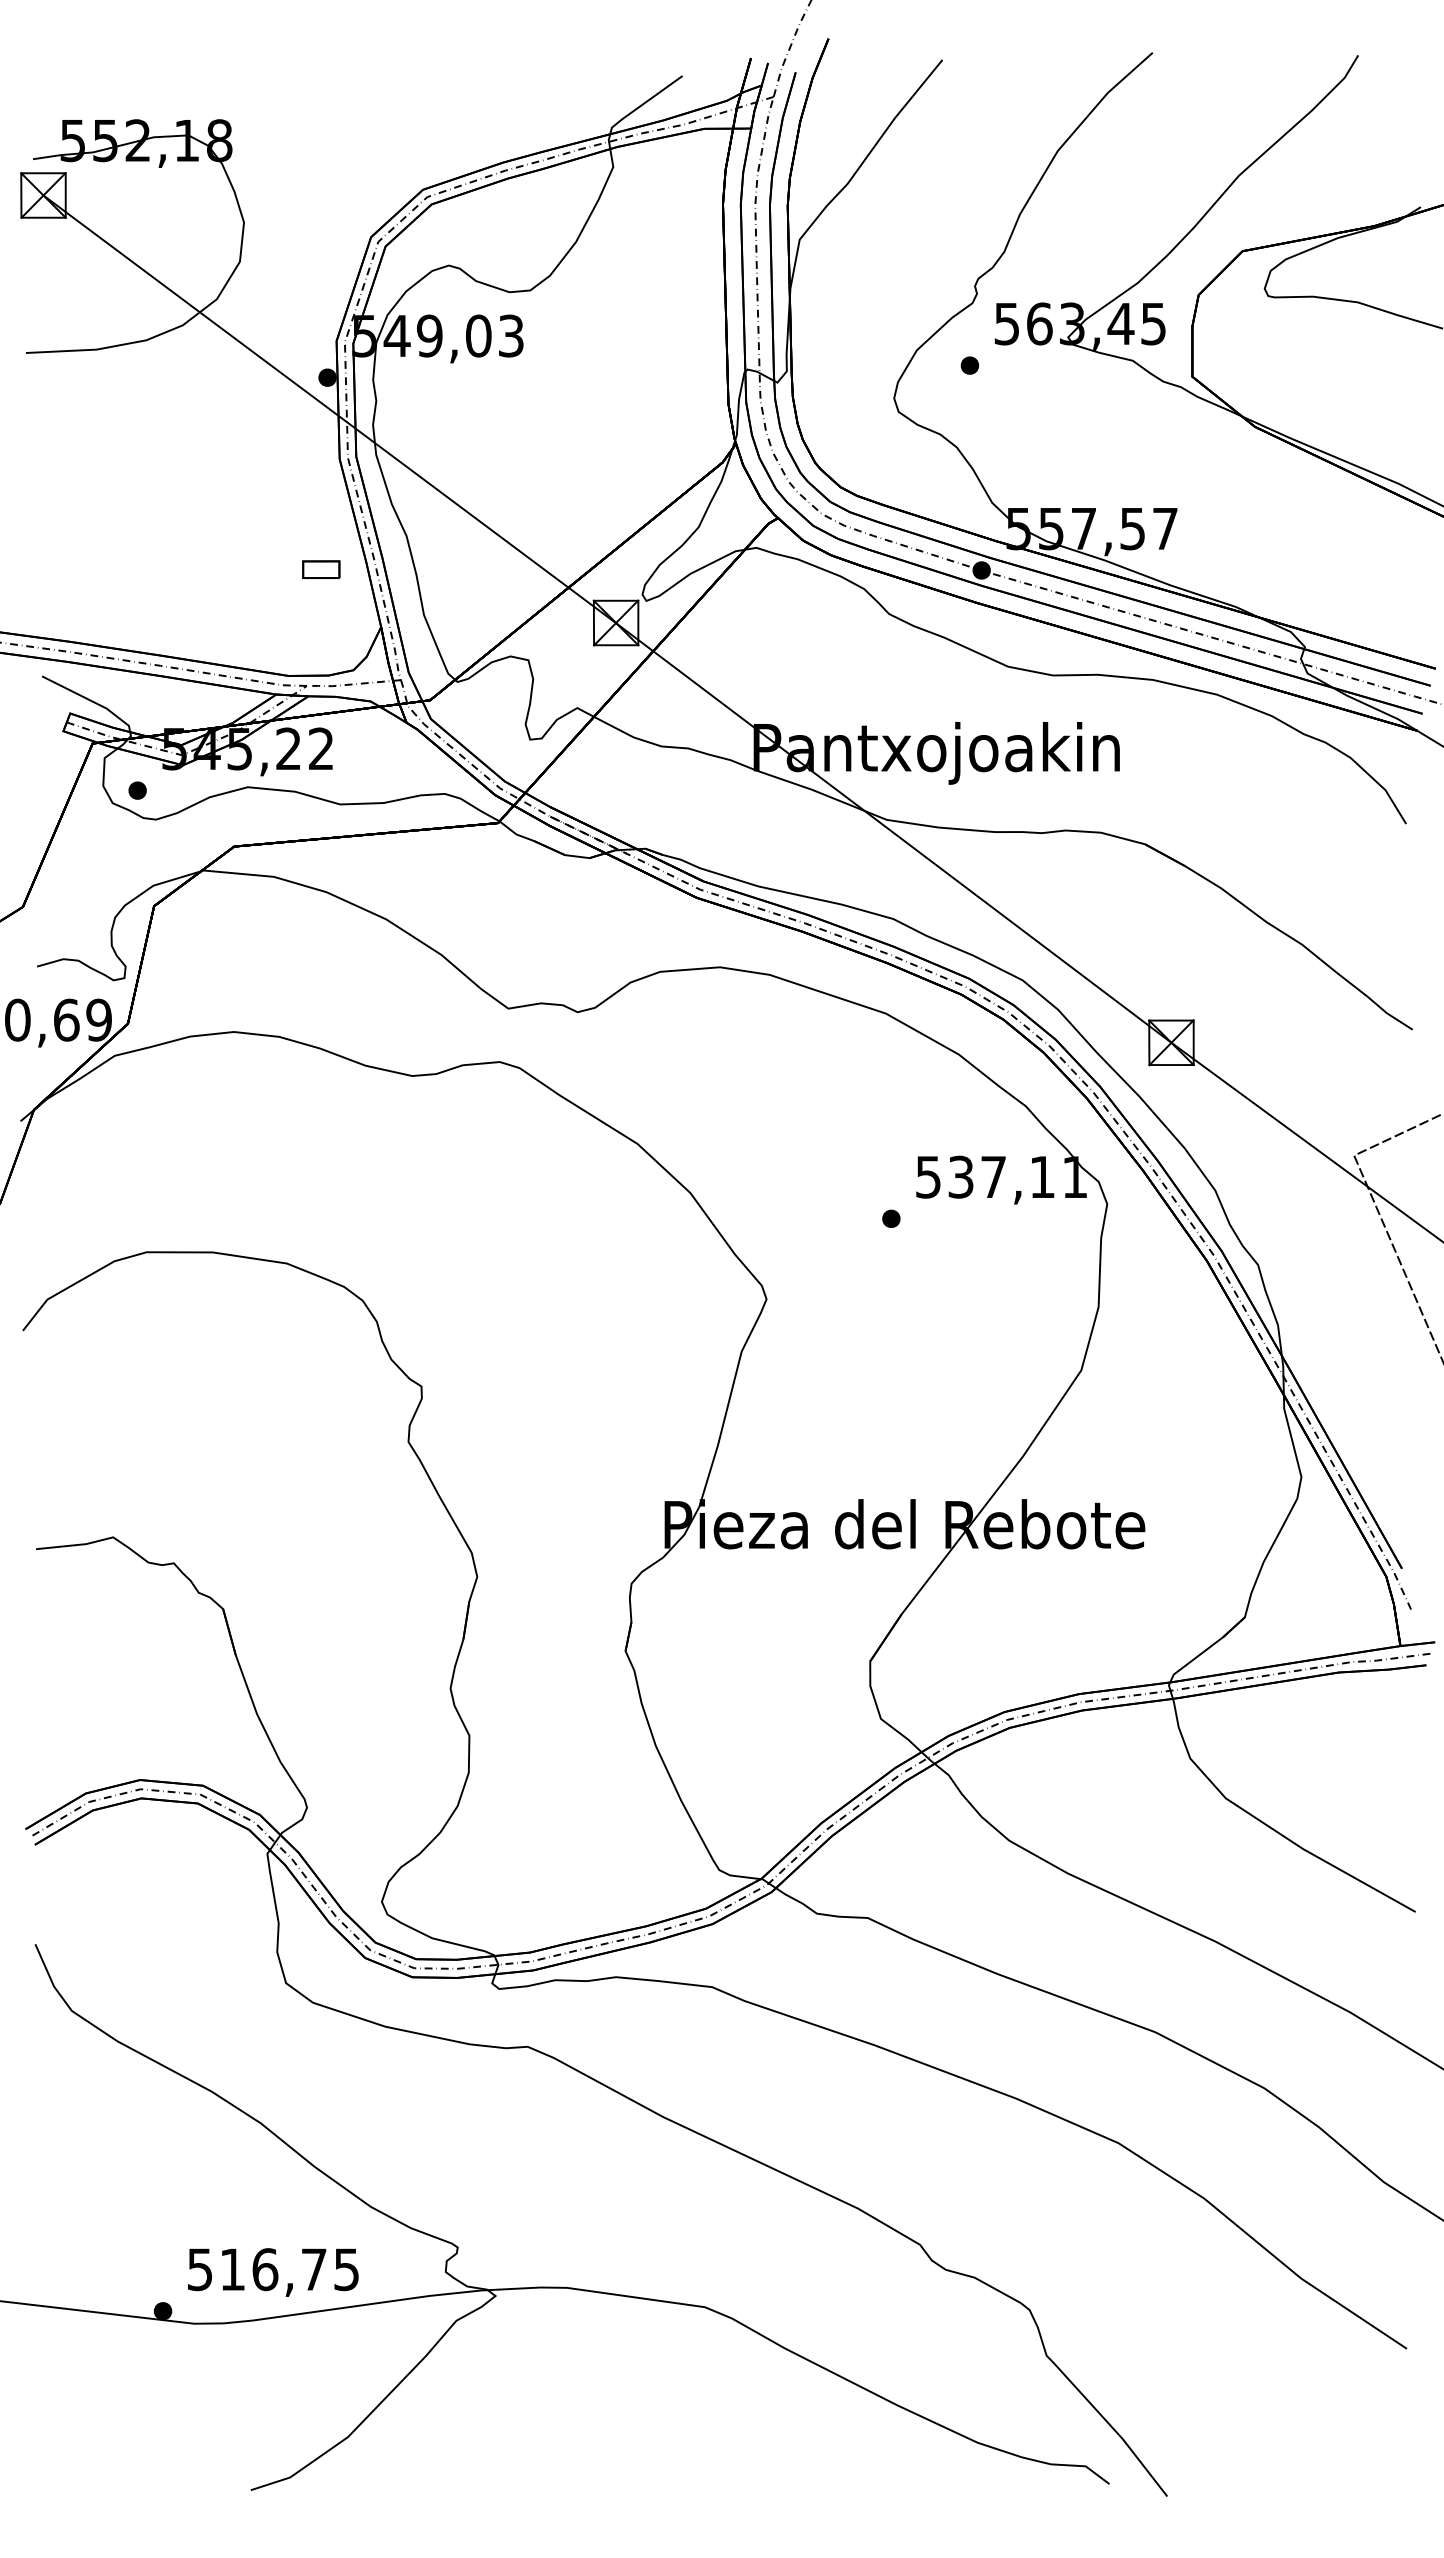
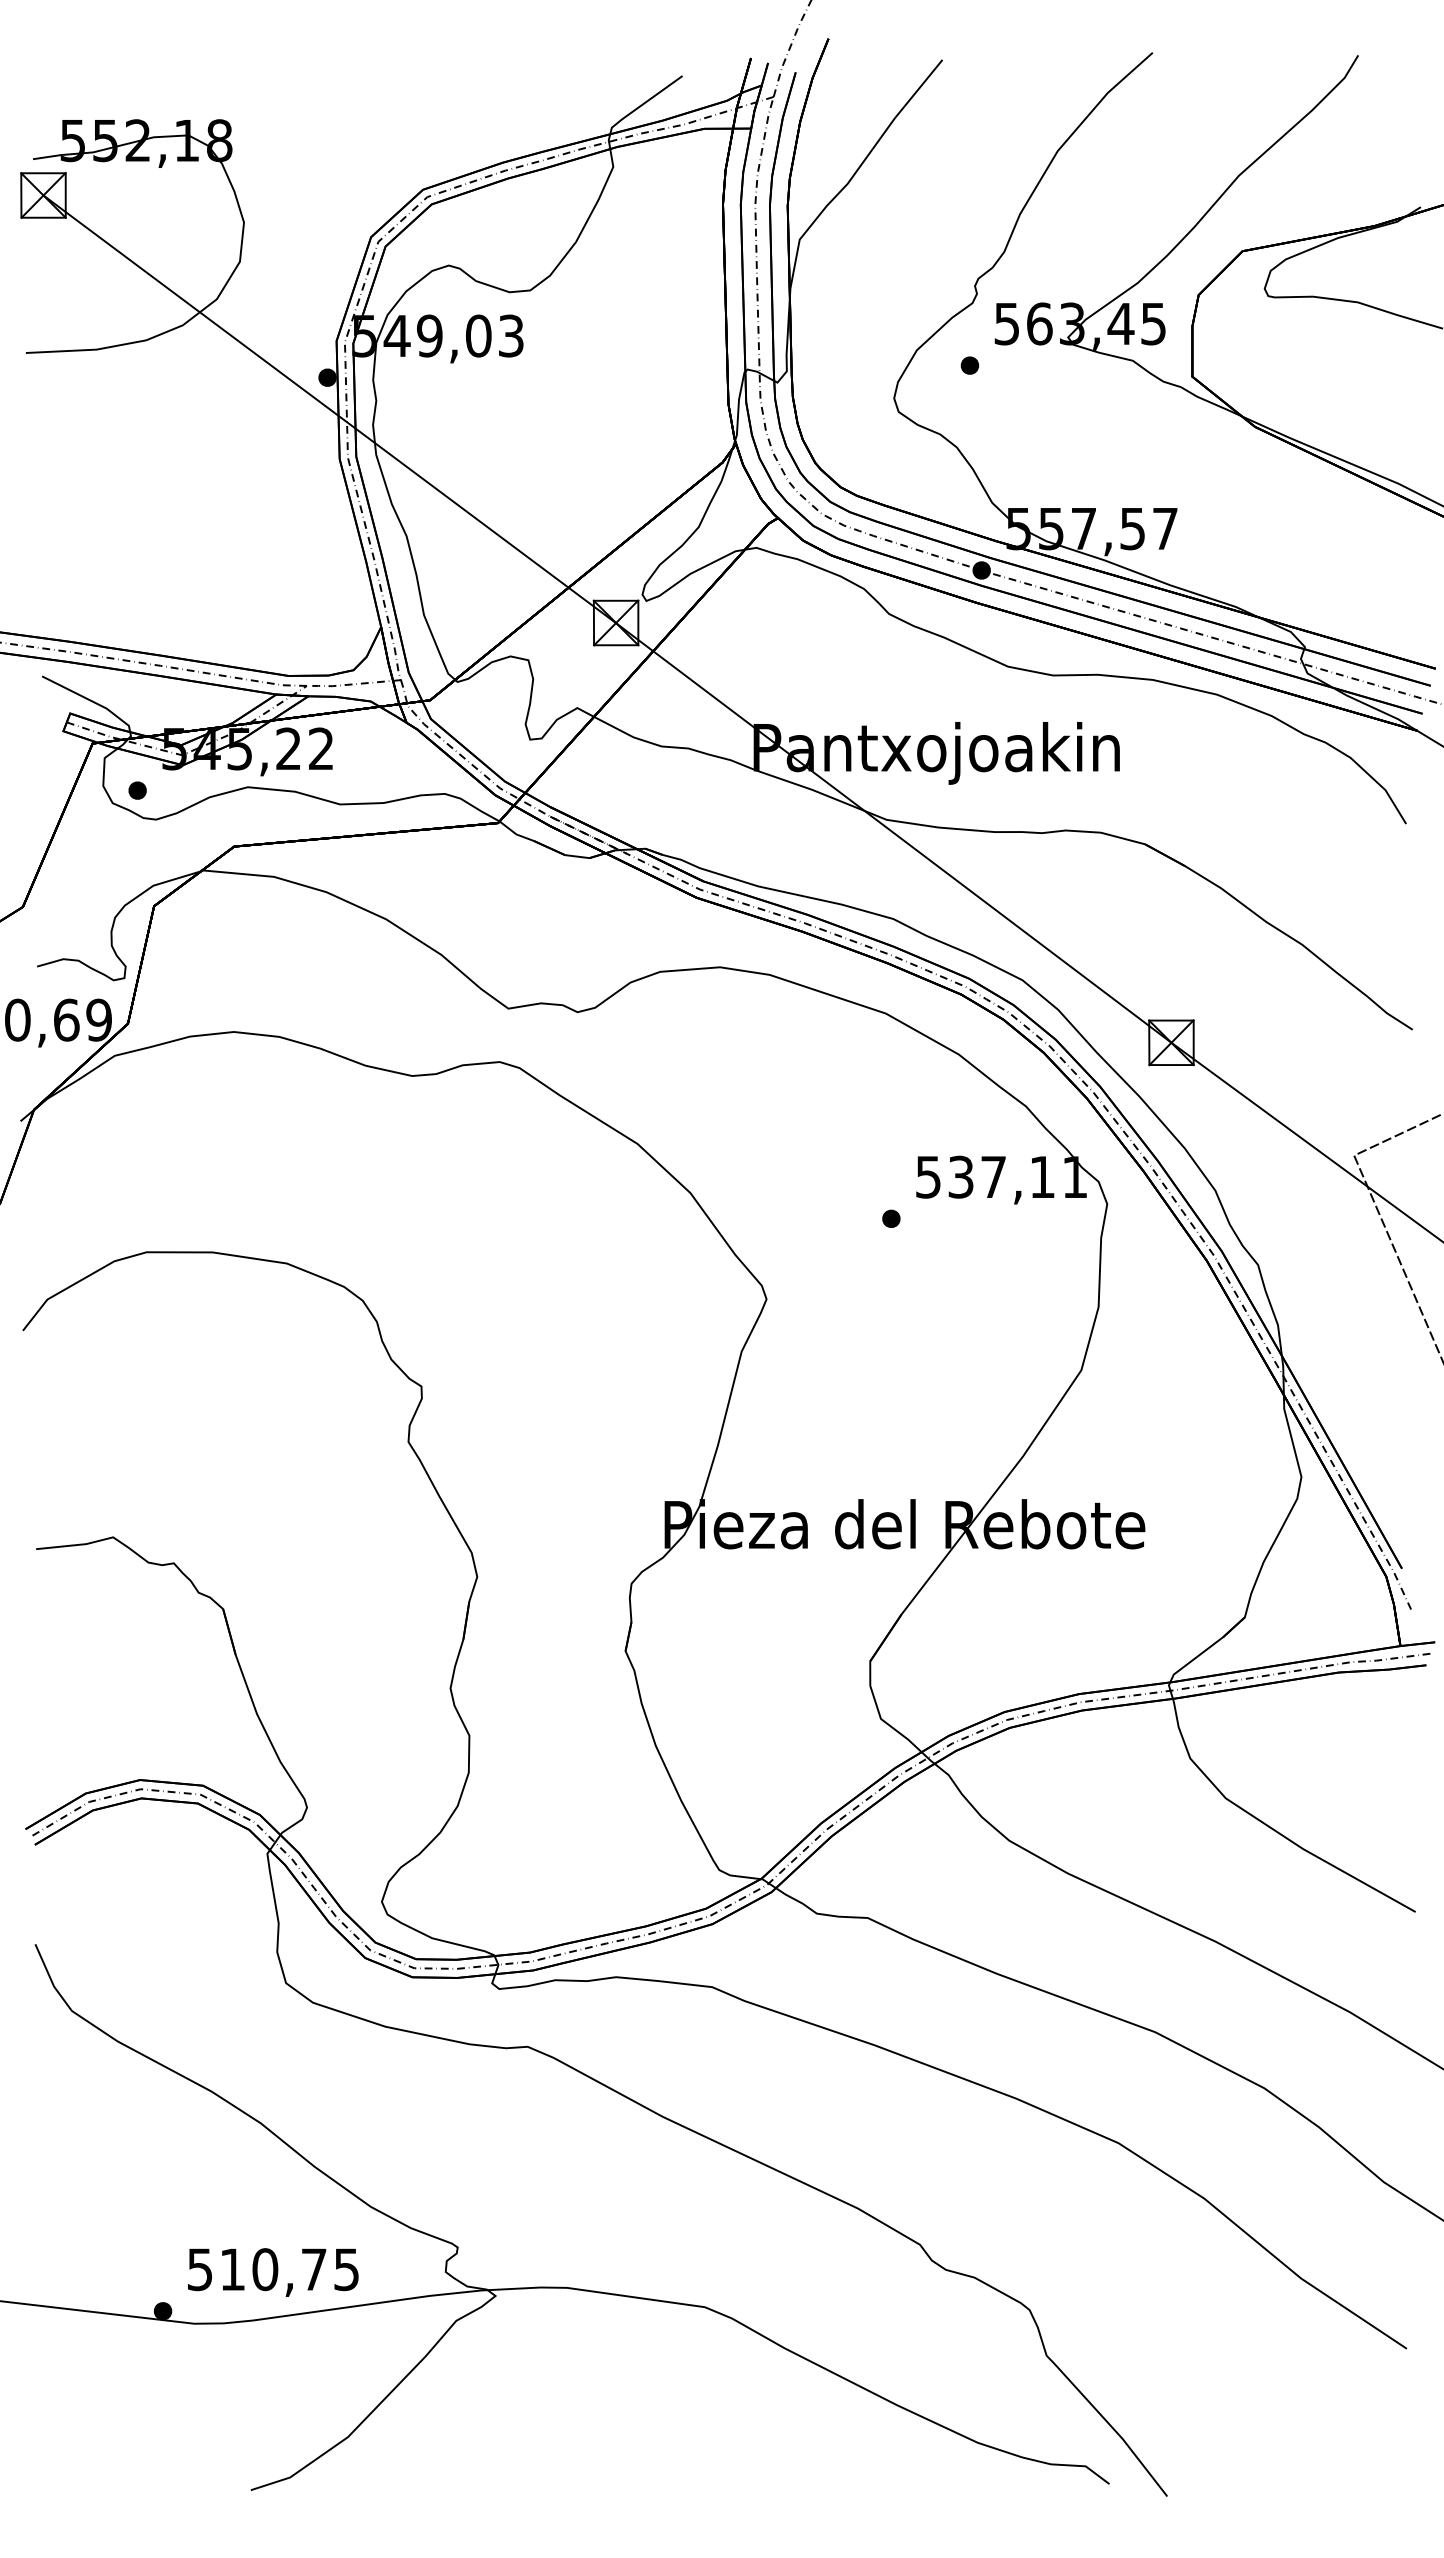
part: present -> none (321, 569)
text: 516,75 -> 510,75 (265, 2269)
